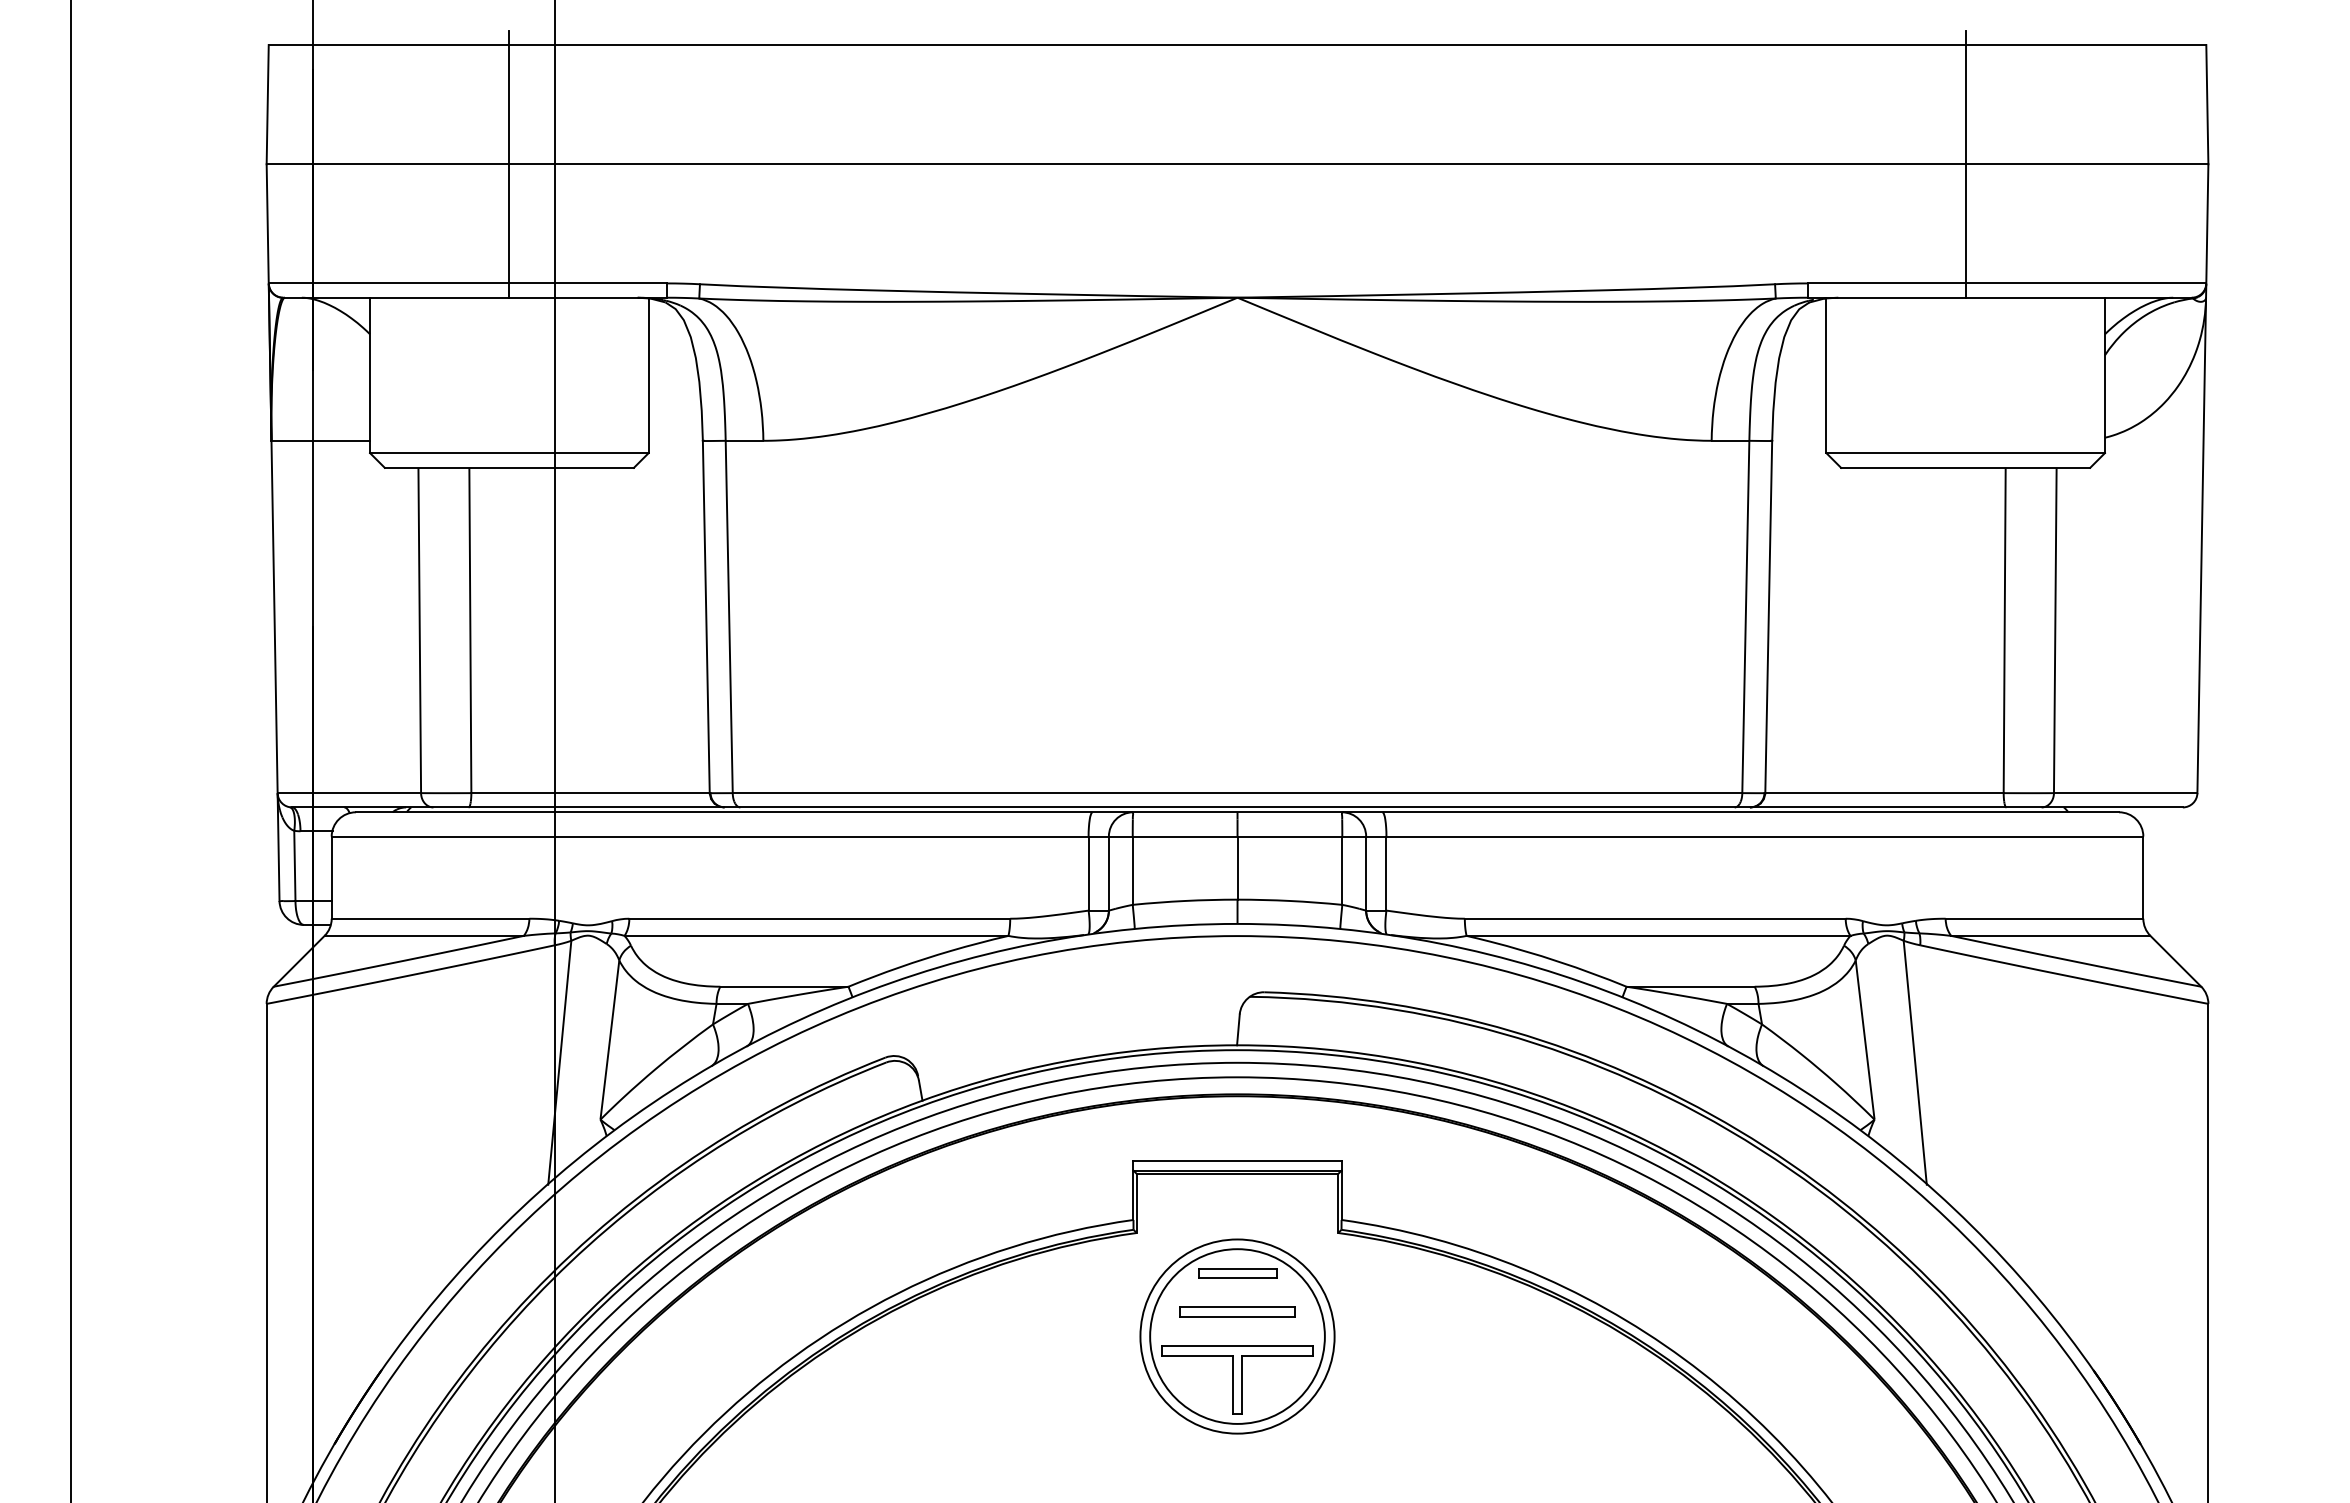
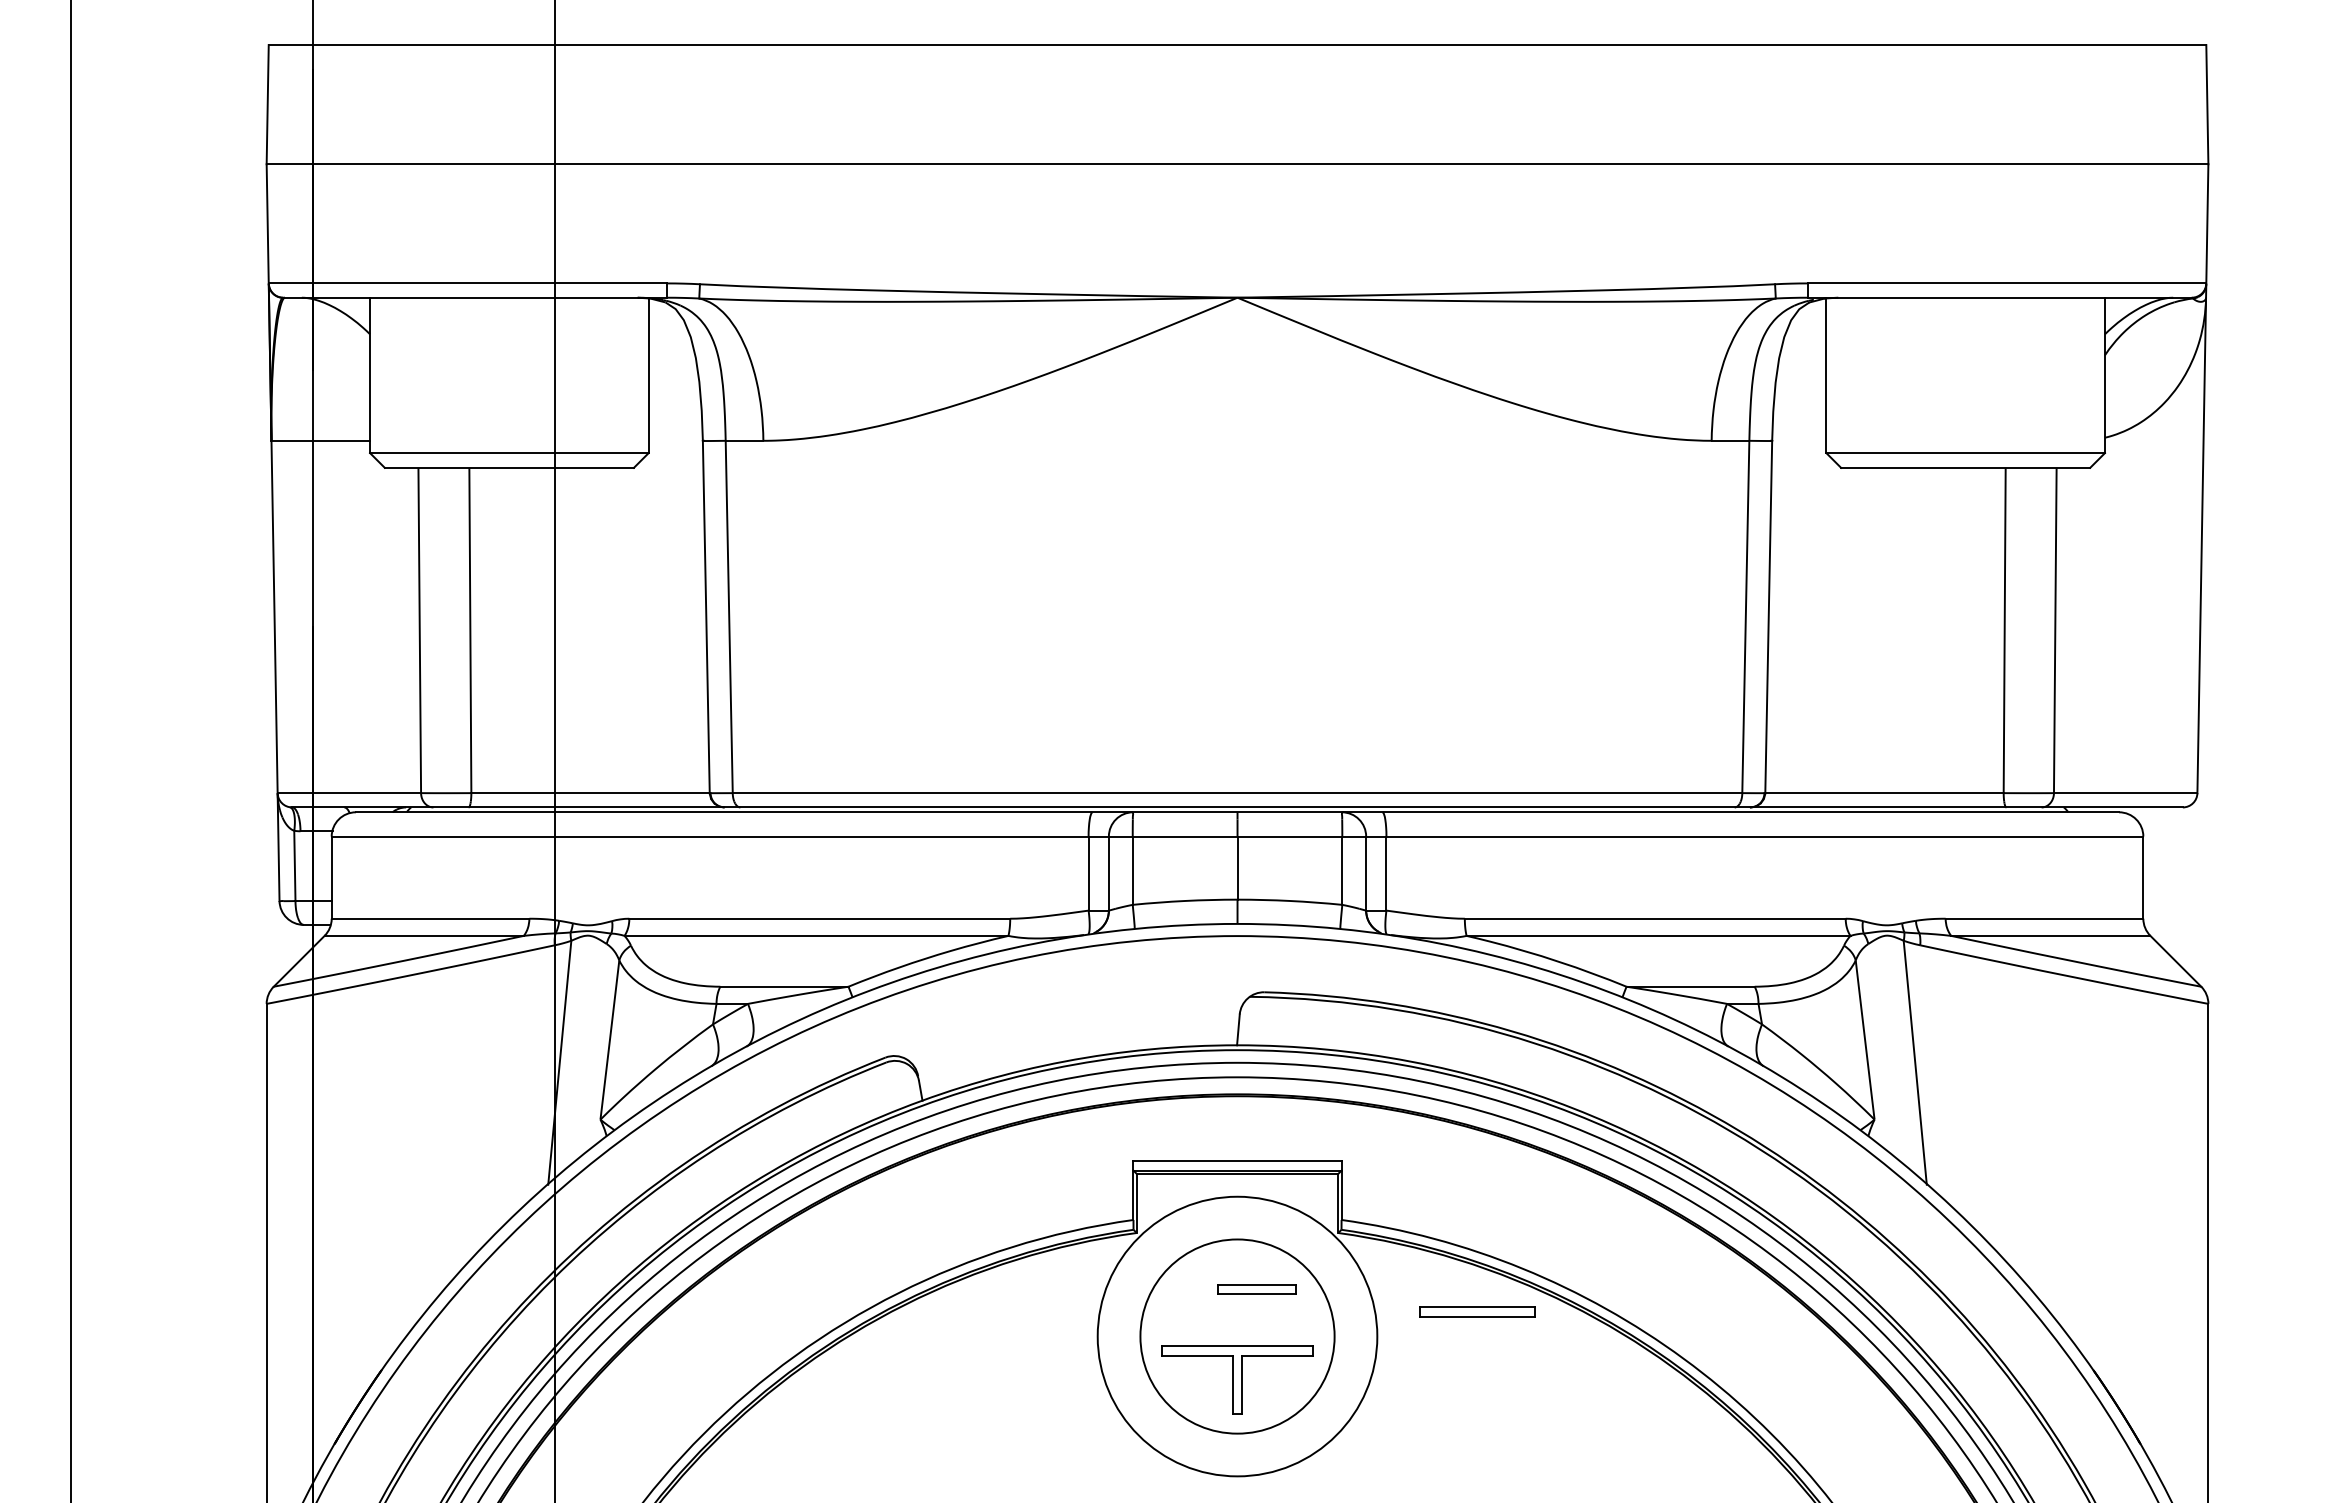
line: present -> none (509, 163)
line: present -> none (1965, 163)
part position: (1237, 1273) -> (1256, 1289) (1256, 1289)
part position: (1237, 1311) -> (1477, 1311) (1477, 1311)
circle diameter: 175 px -> 280 px (1237, 1336)
